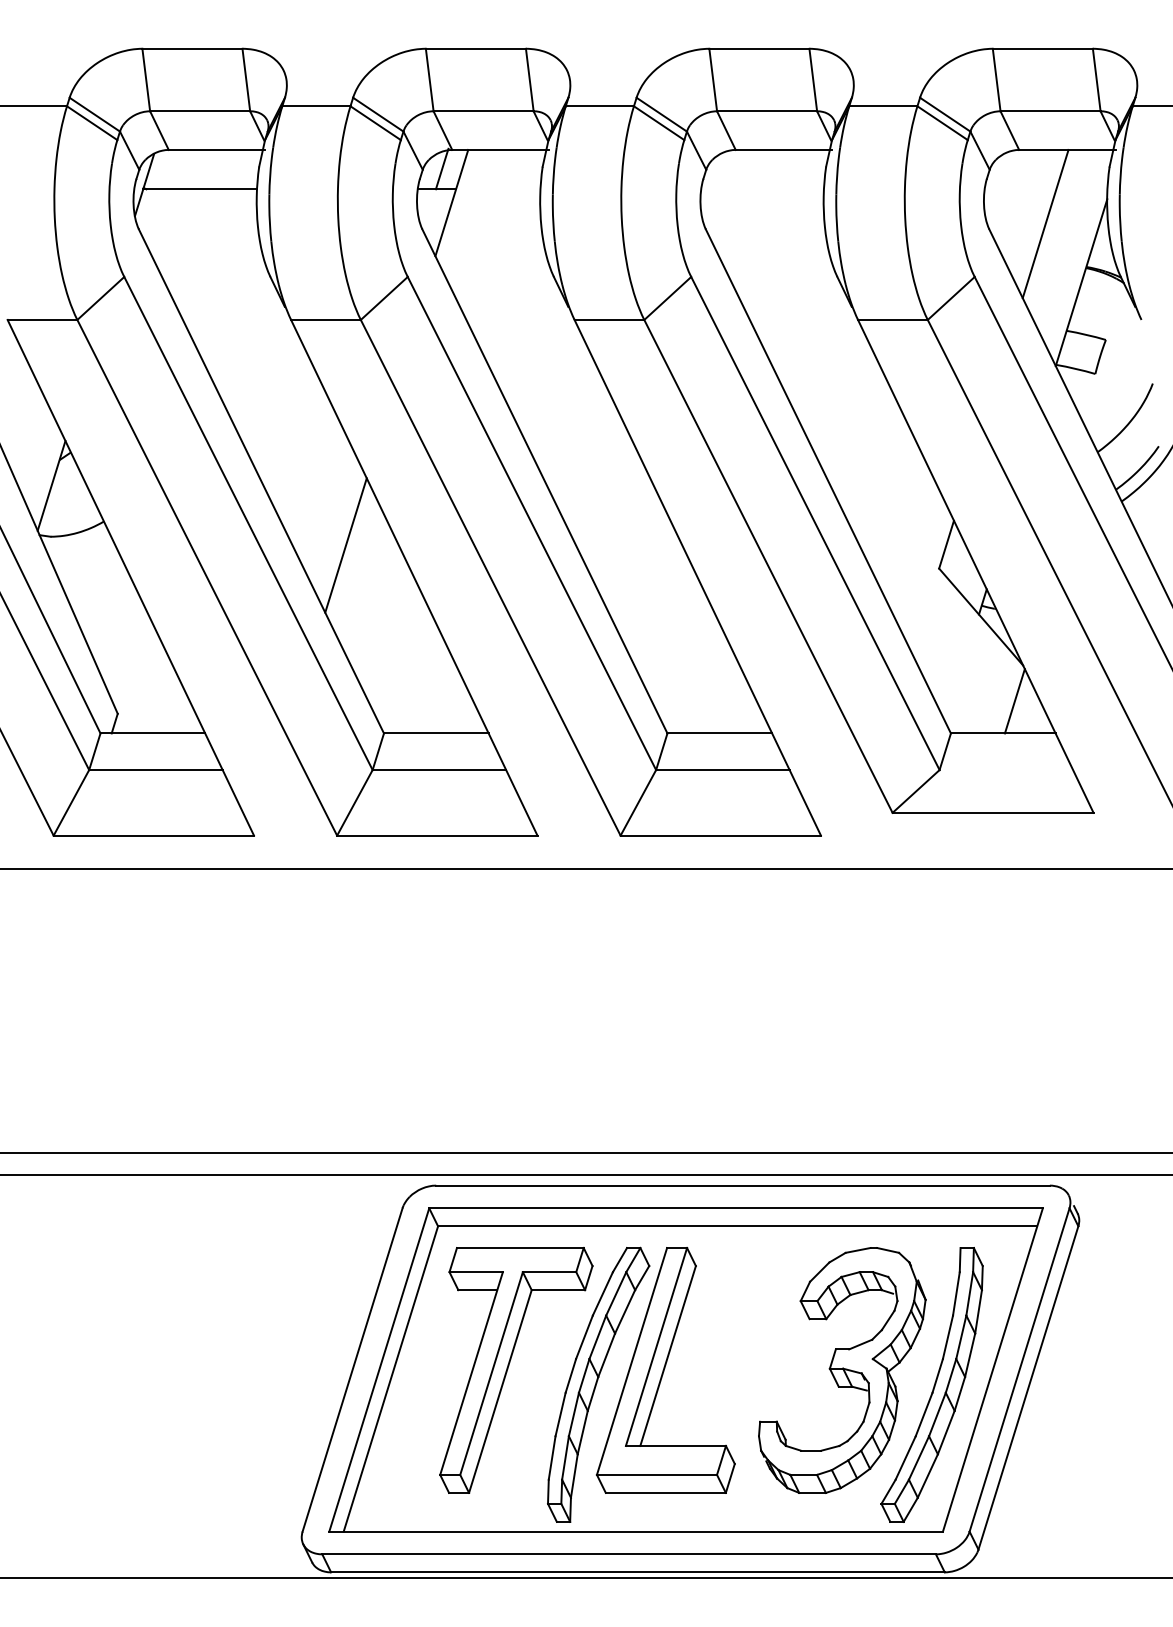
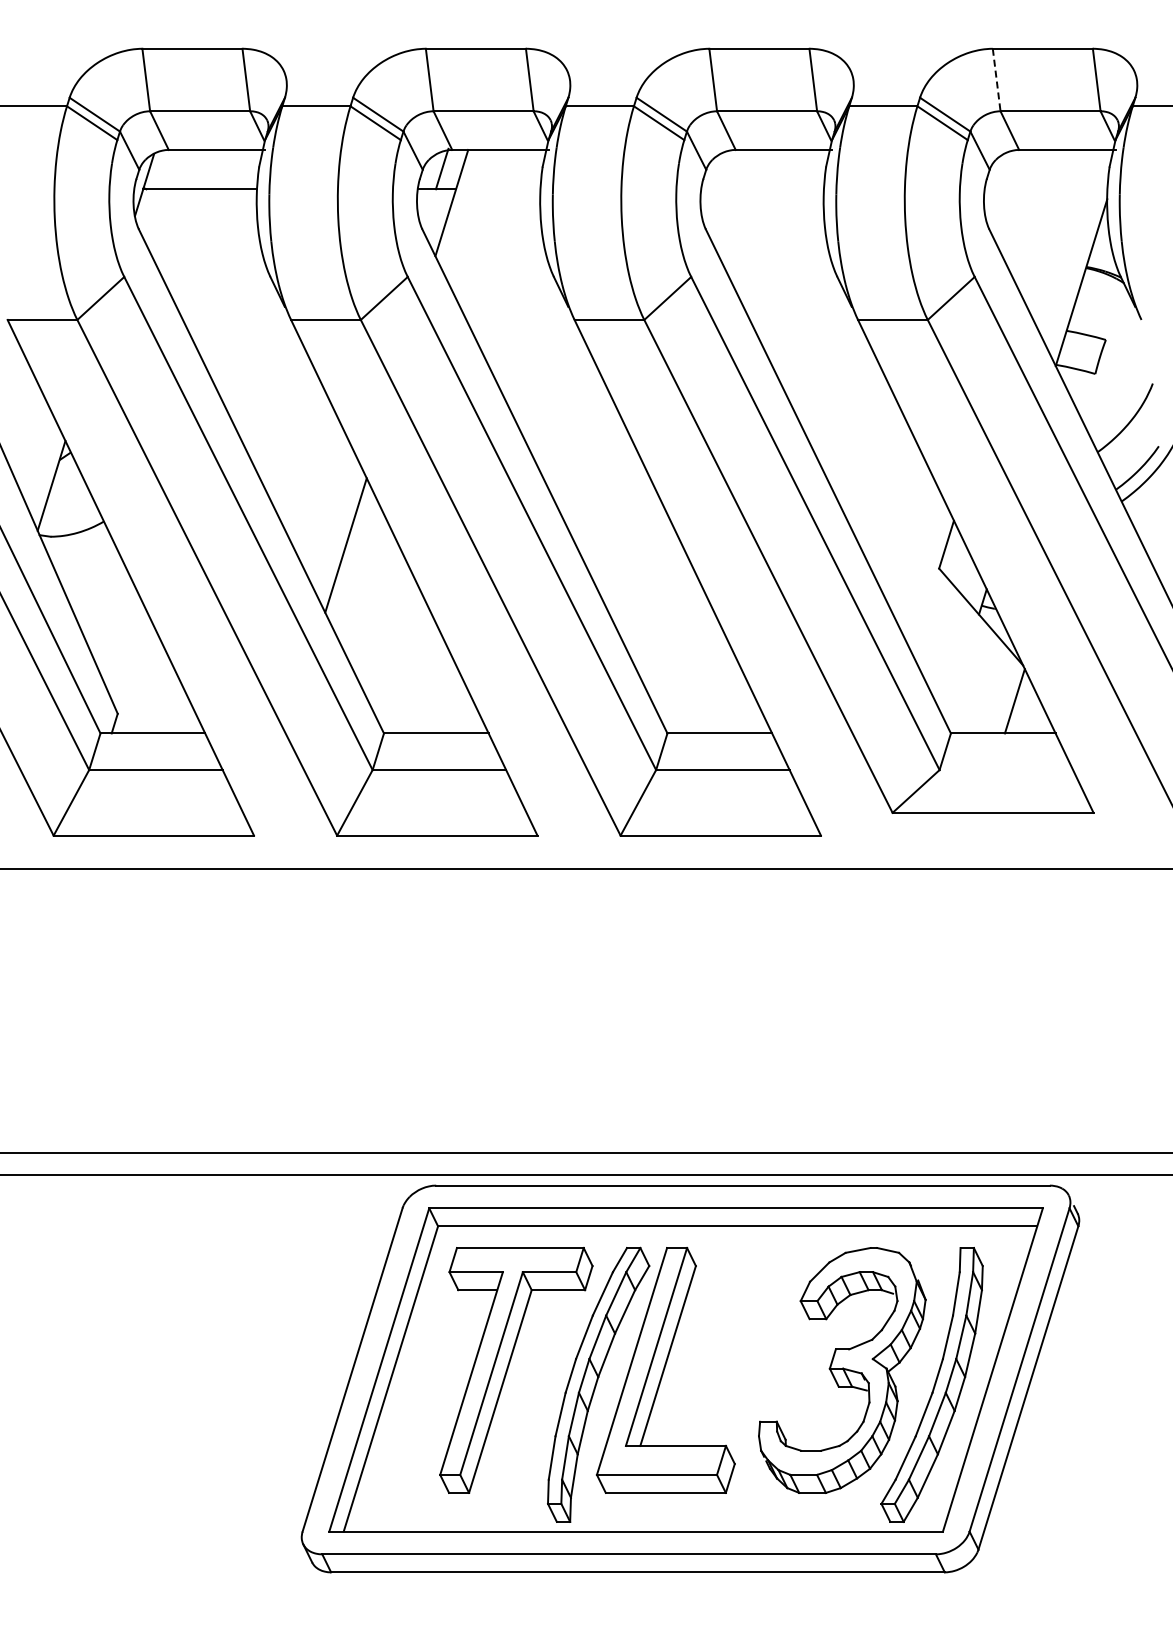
line: solid -> dashed (996, 80)
line: present -> none (1045, 223)
line: present -> none (585, 1578)
